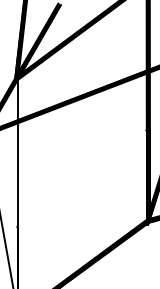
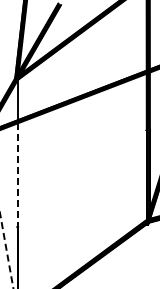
line: solid -> dashed (18, 175)
line: solid -> dashed (6, 250)
